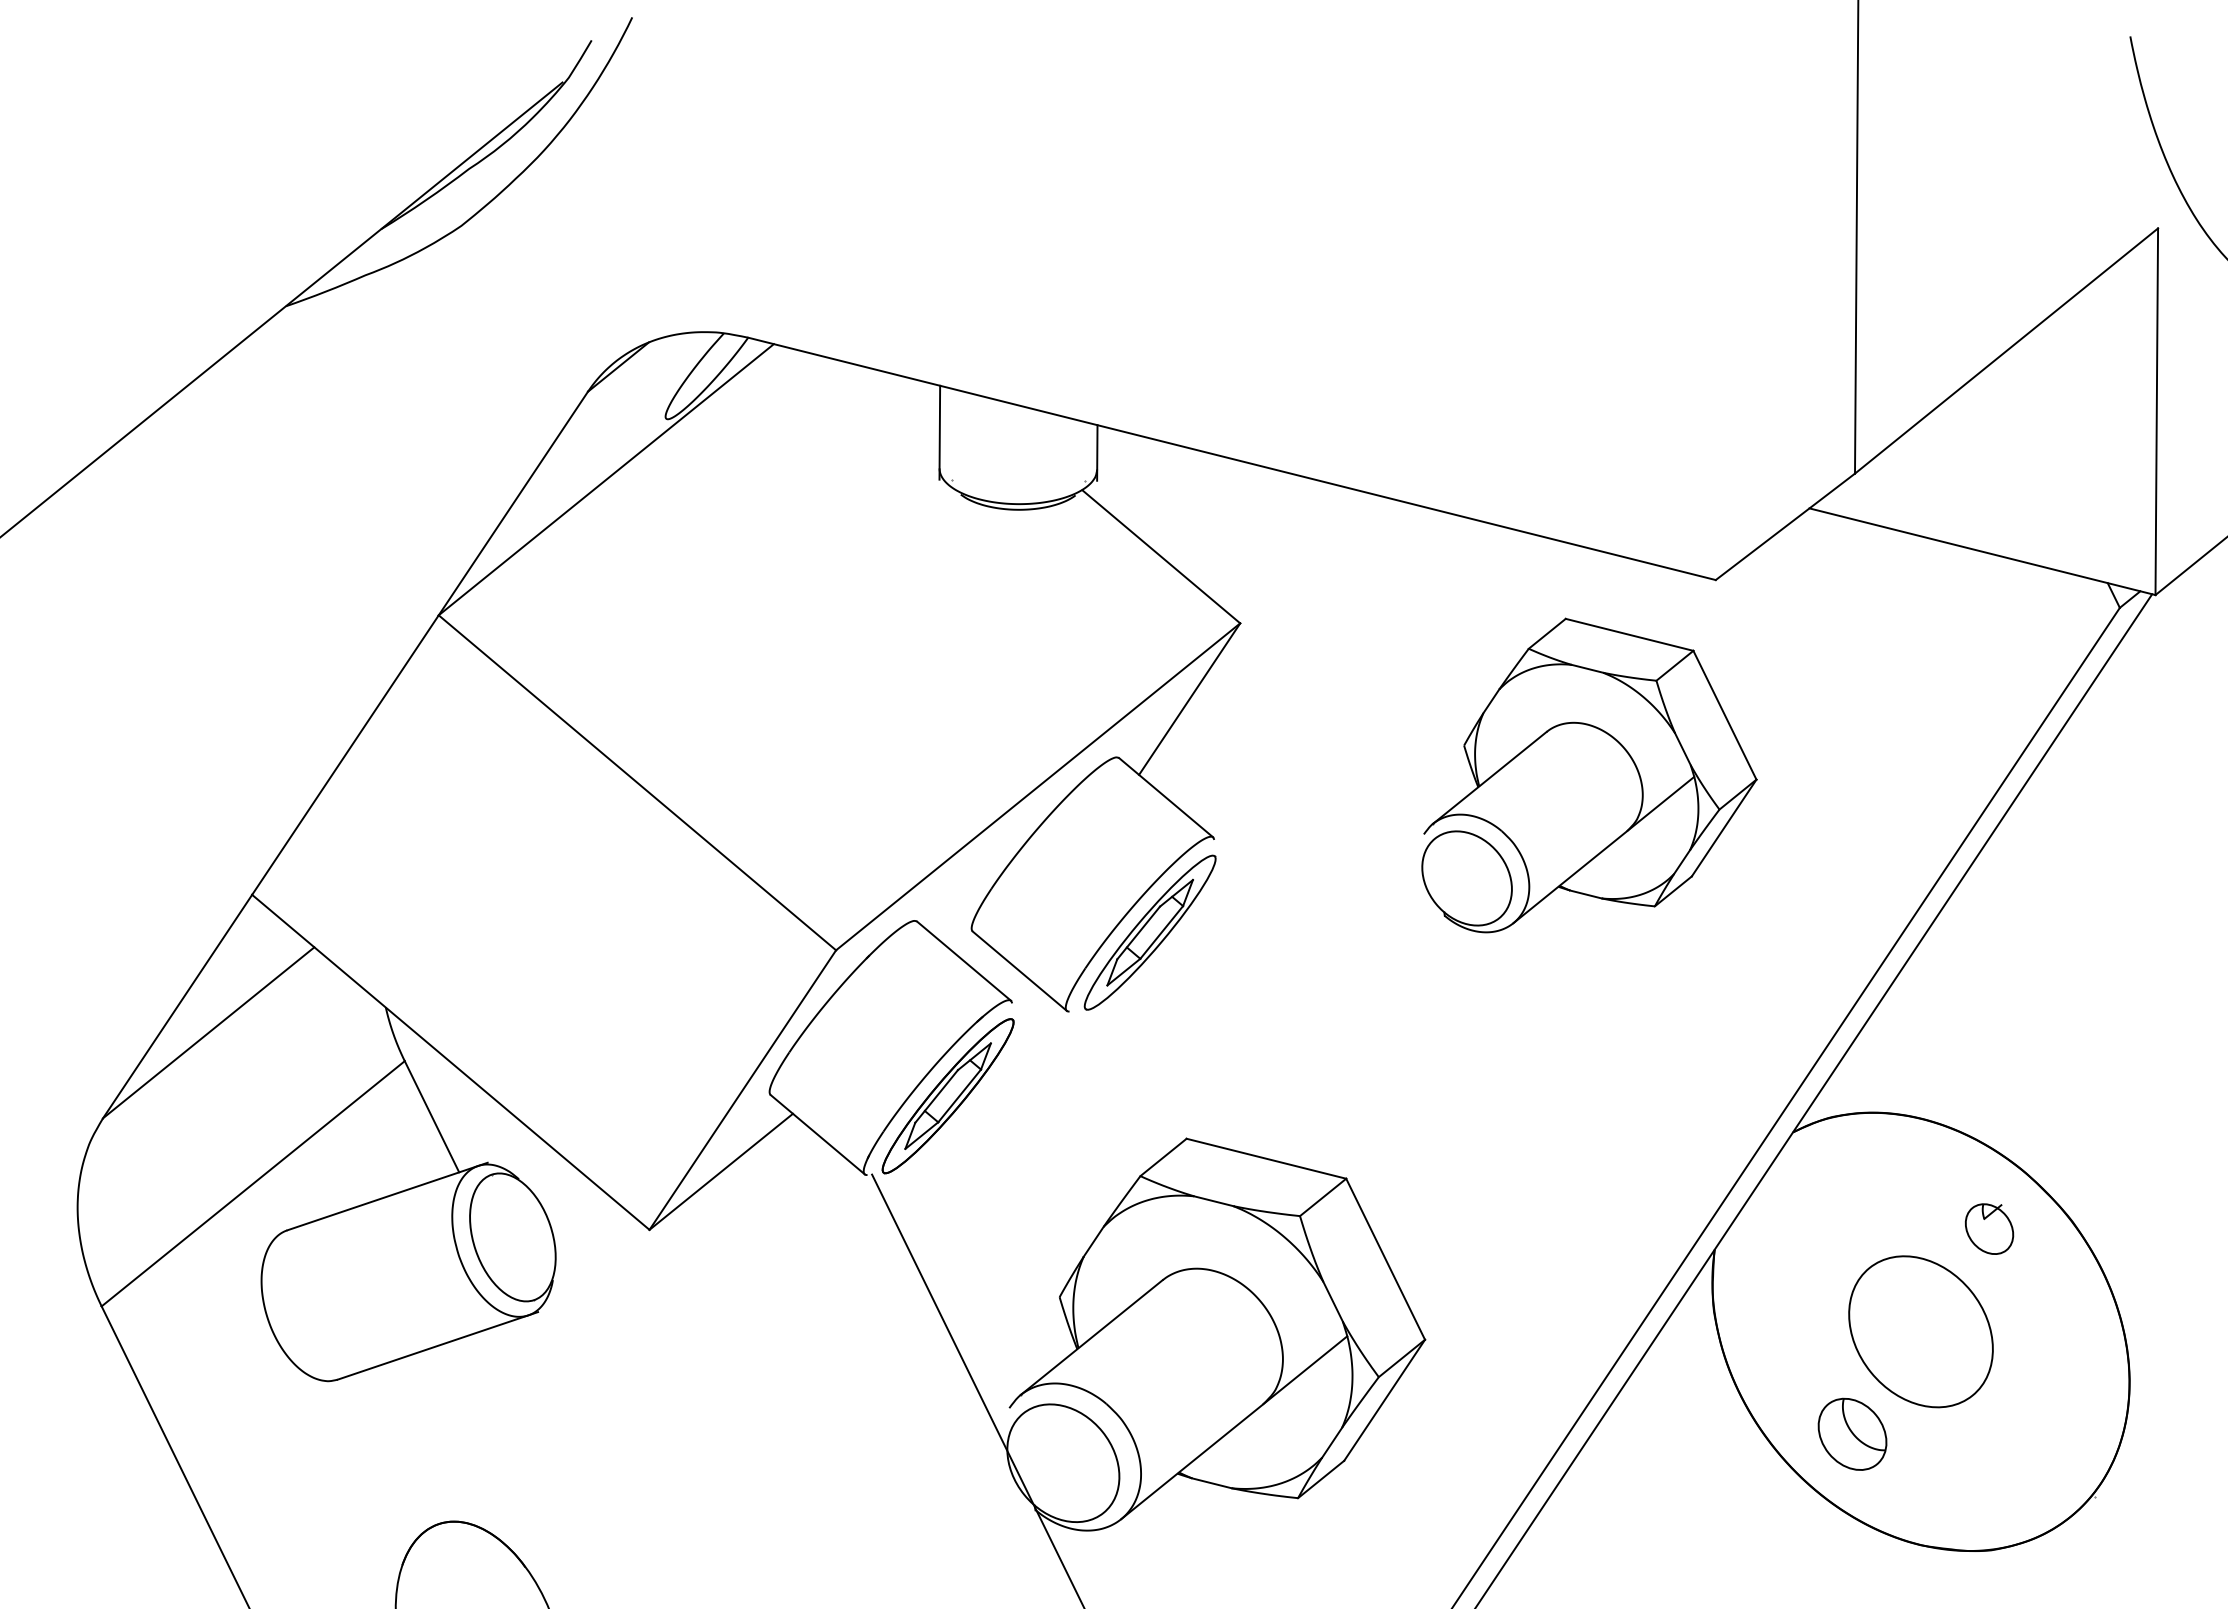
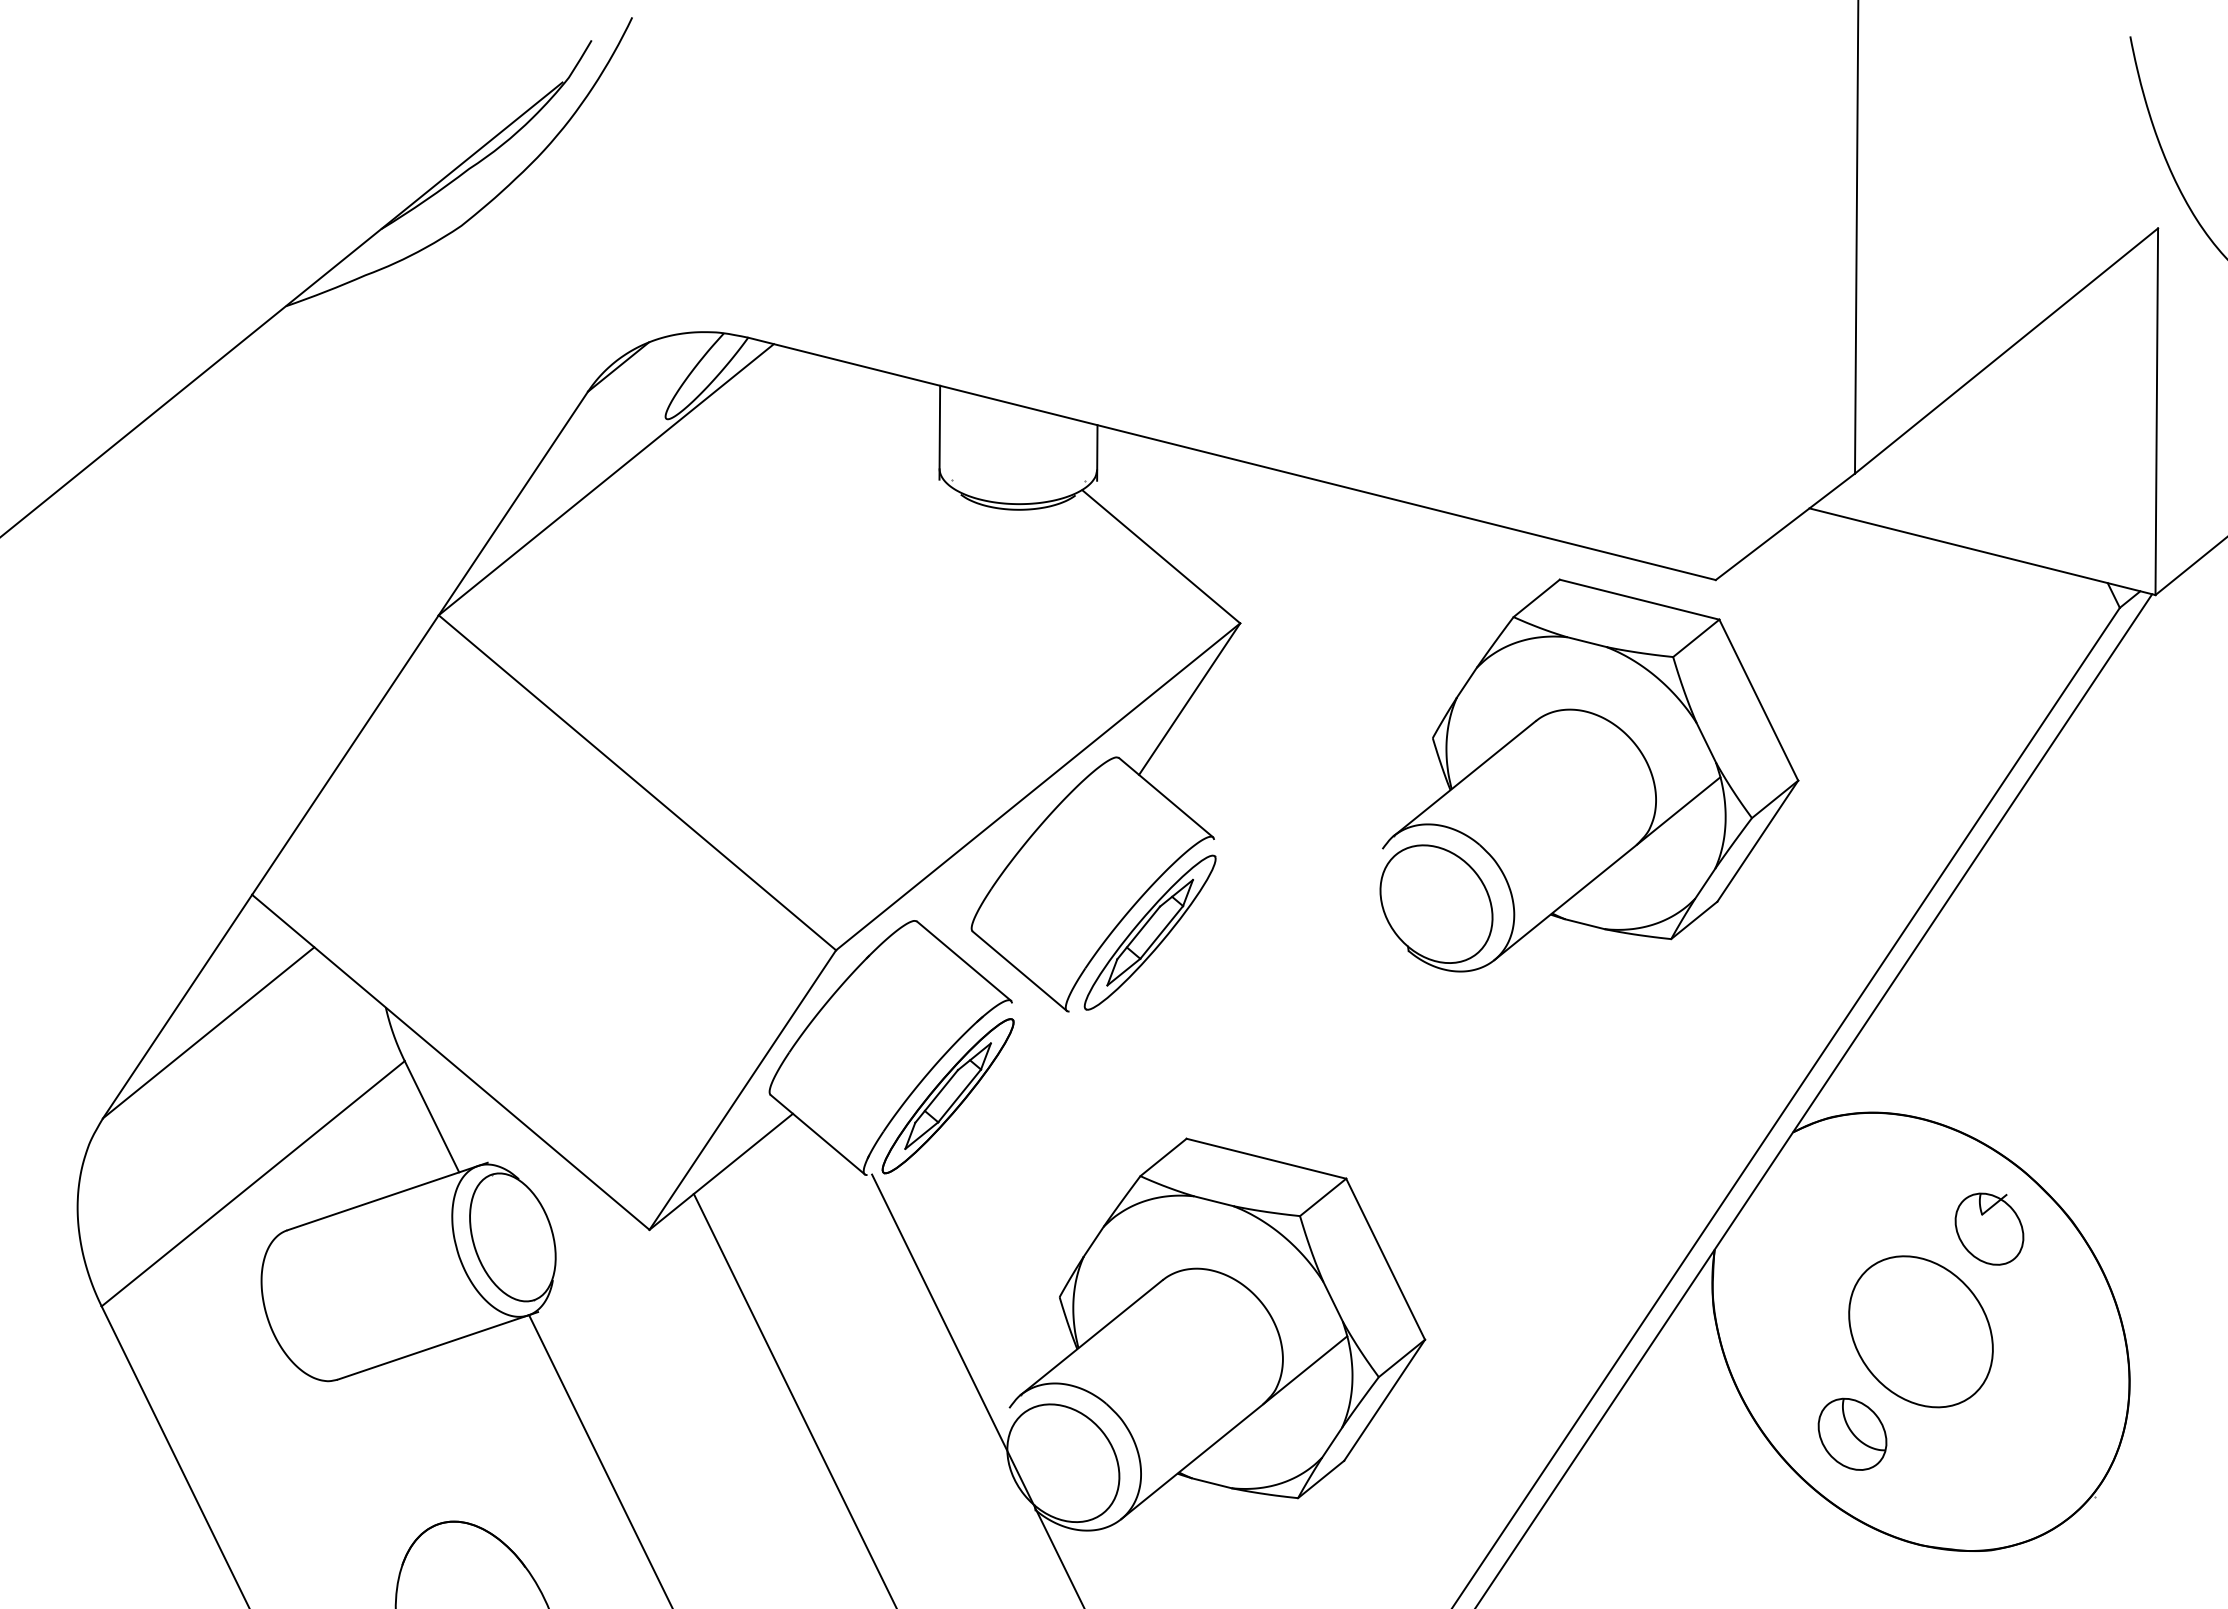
part size: 337x317 px -> 421x395 px (1589, 775)
part size: 51x52 px -> 71x74 px (1989, 1228)
line: none -> present (794, 1399)
line: none -> present (600, 1460)
